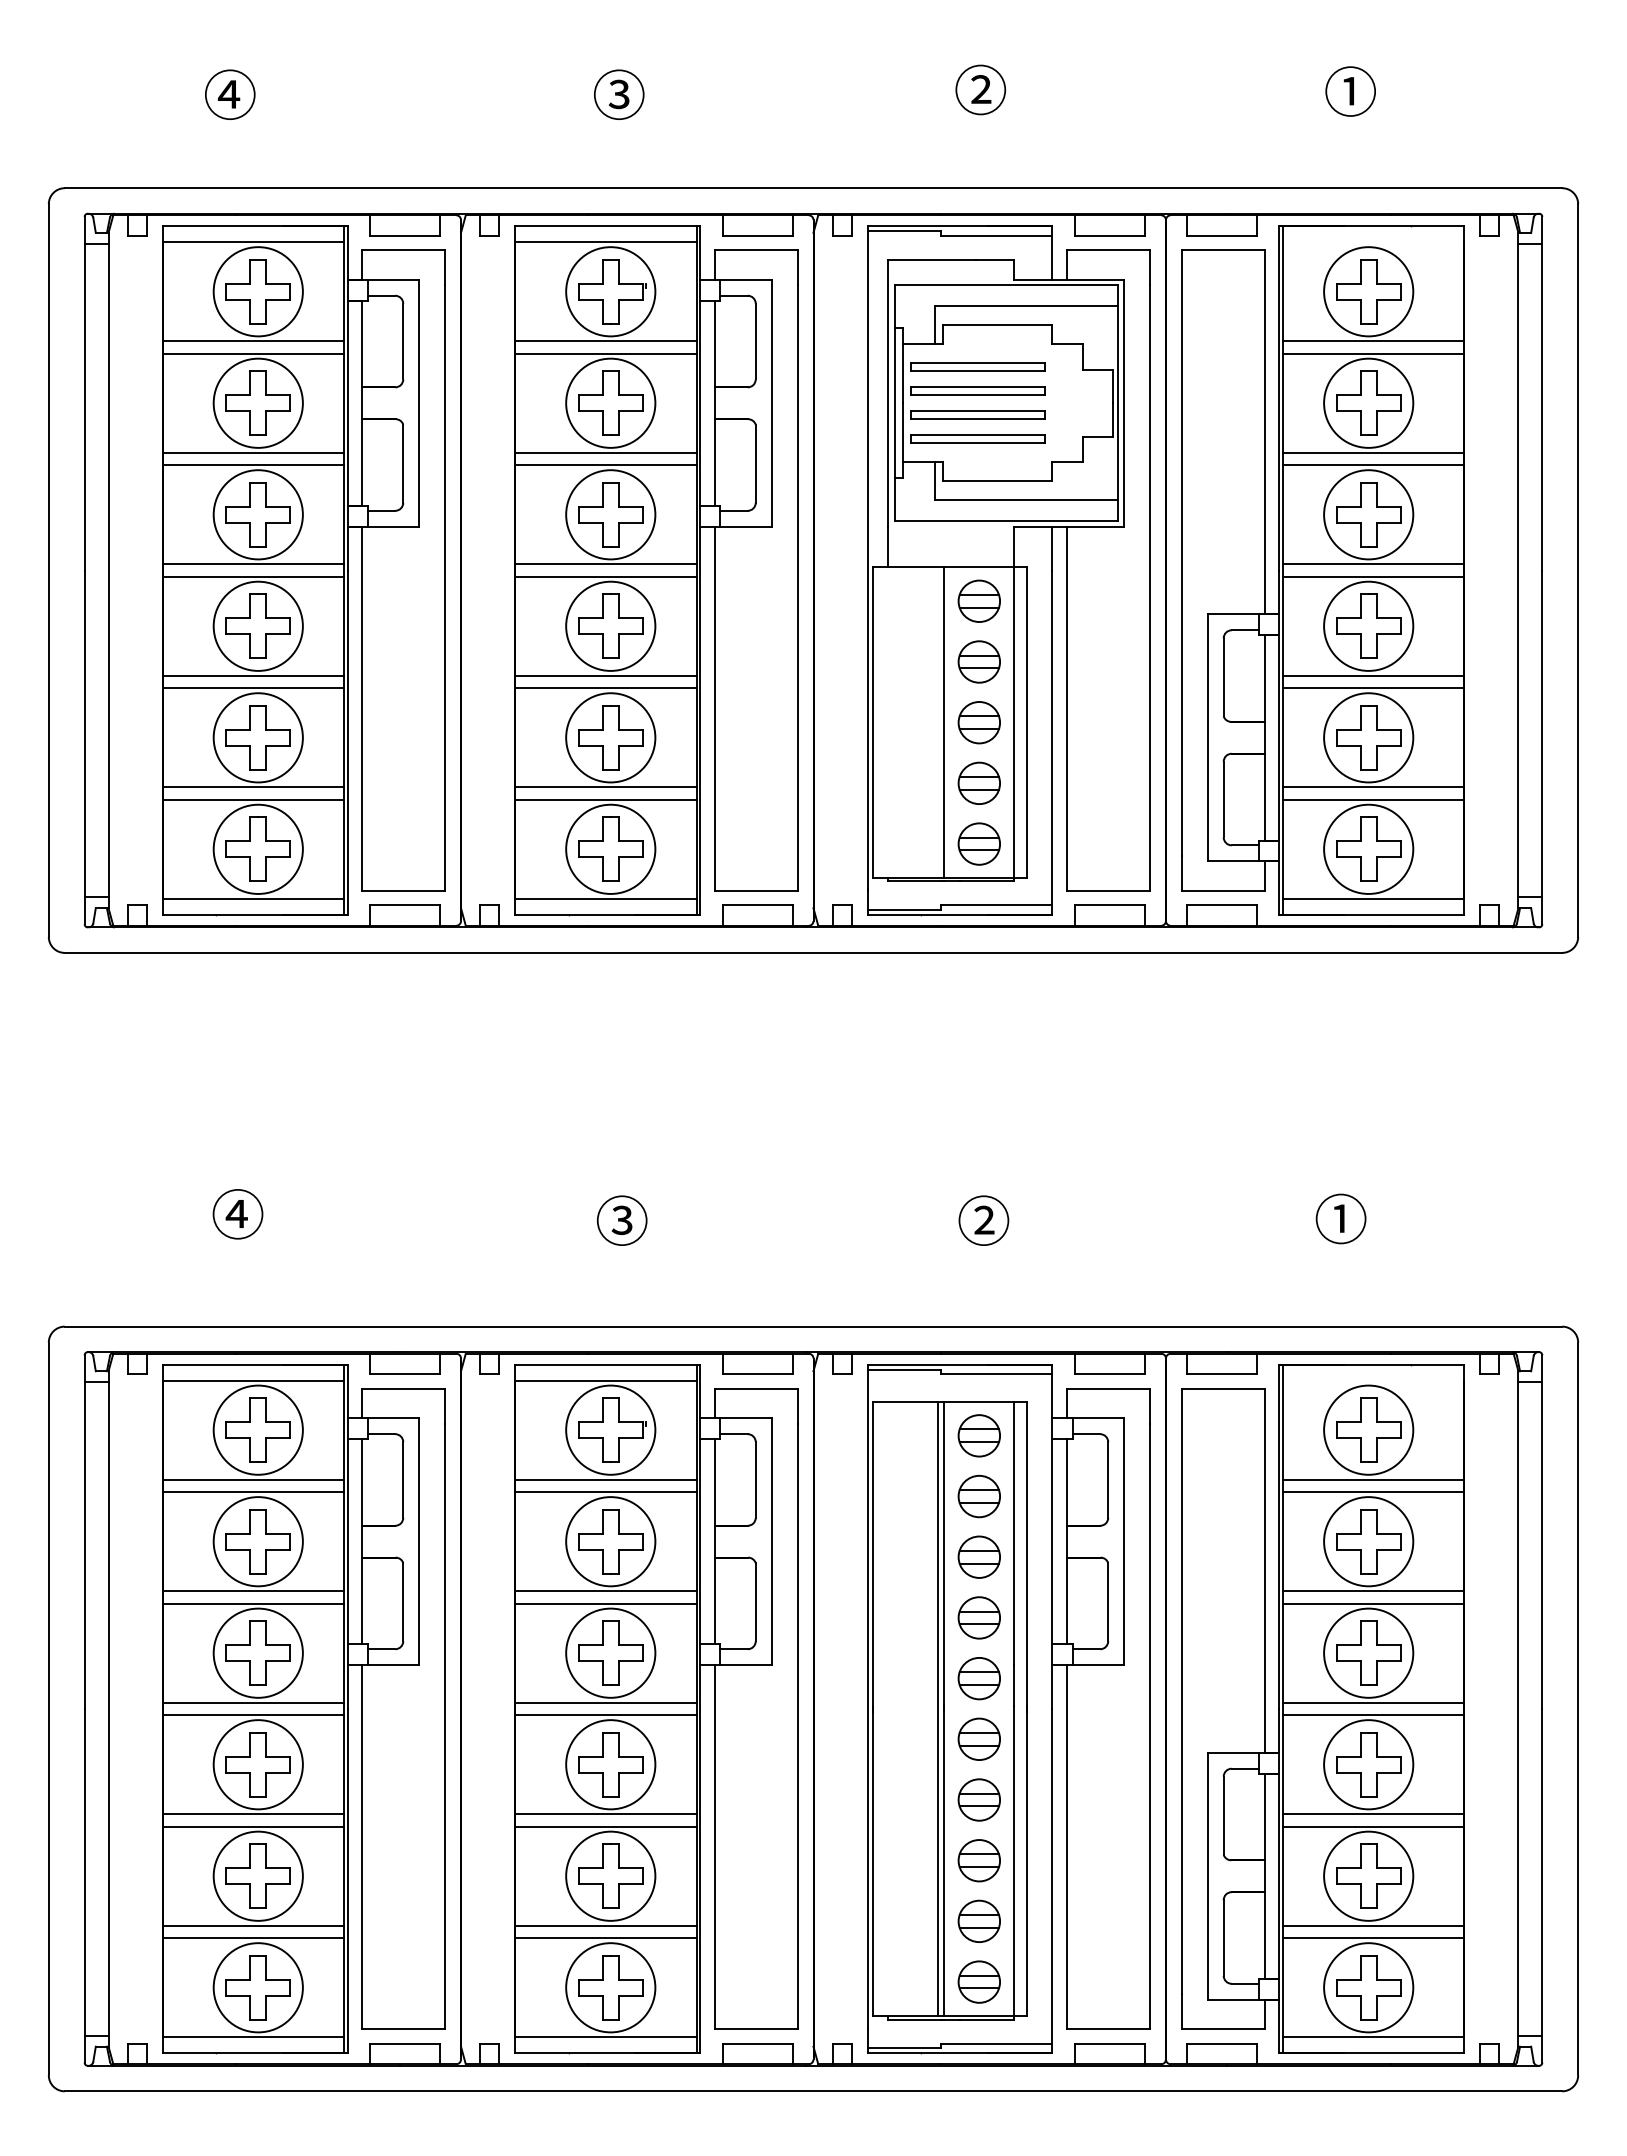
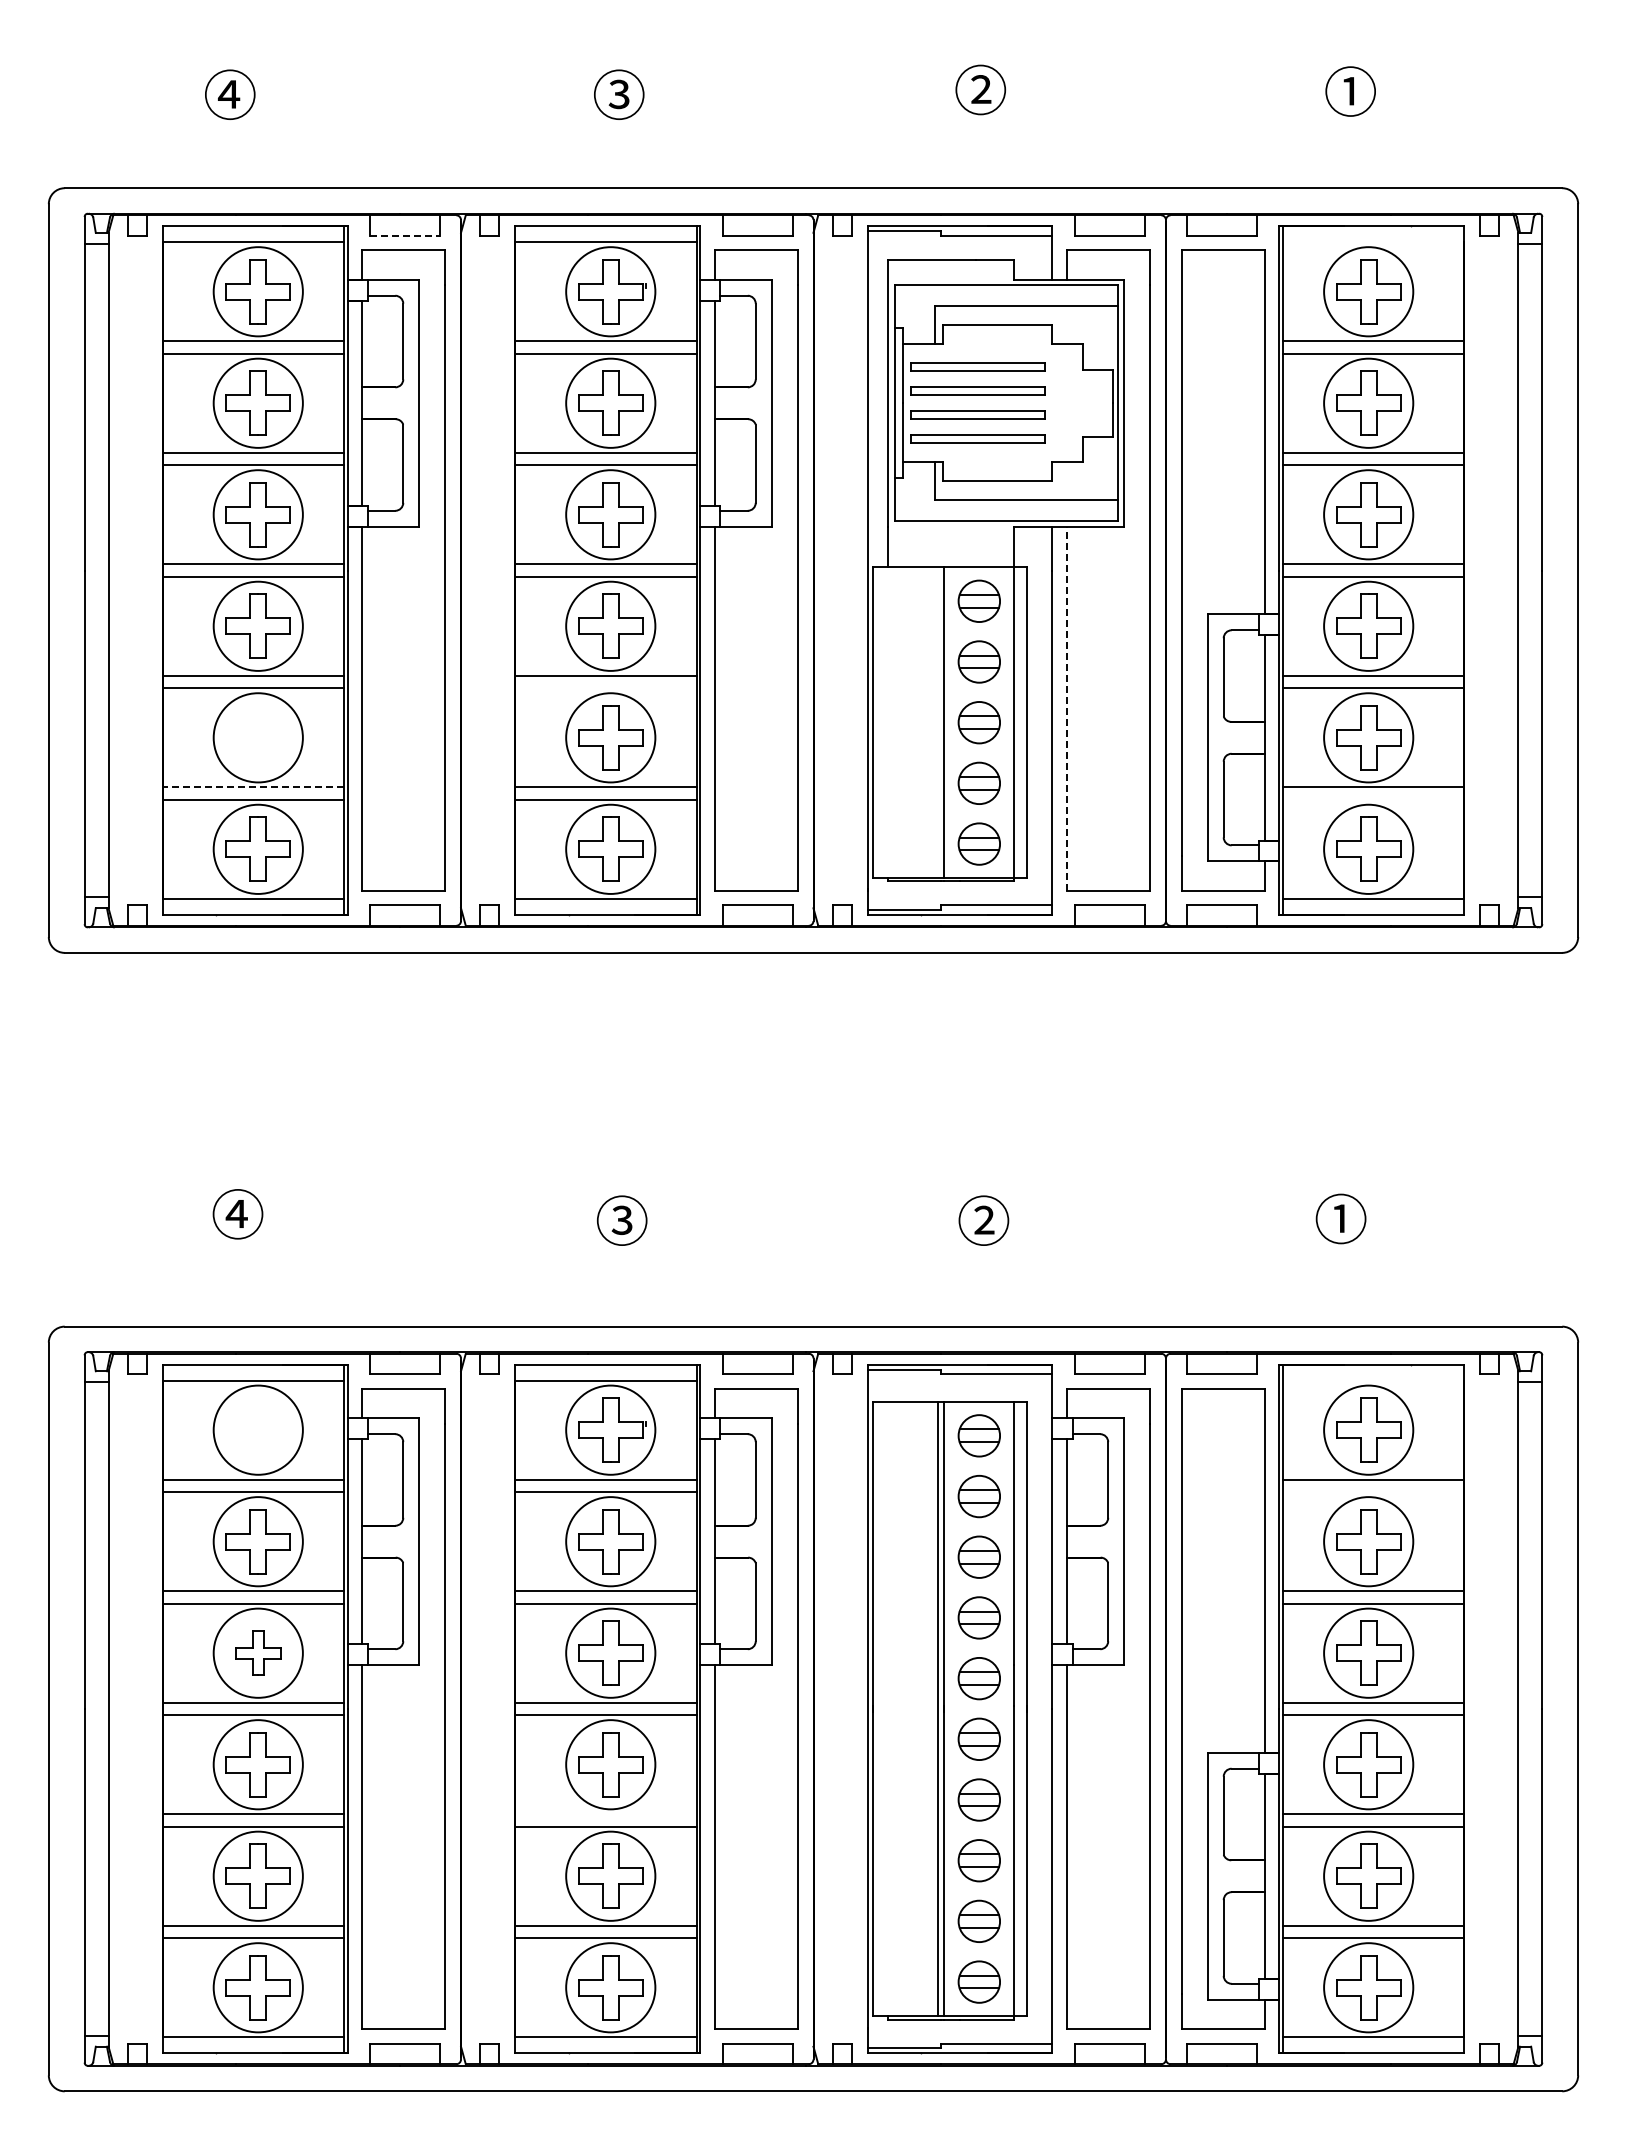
line: solid -> dashed (405, 236)
line: present -> none (605, 688)
line: solid -> dashed (1067, 708)
part: present -> none (257, 737)
line: solid -> dashed (253, 787)
line: present -> none (1373, 799)
part: present -> none (257, 1429)
line: present -> none (1373, 1492)
part size: 66x66 px -> 47x46 px (258, 1652)
line: present -> none (605, 1814)
